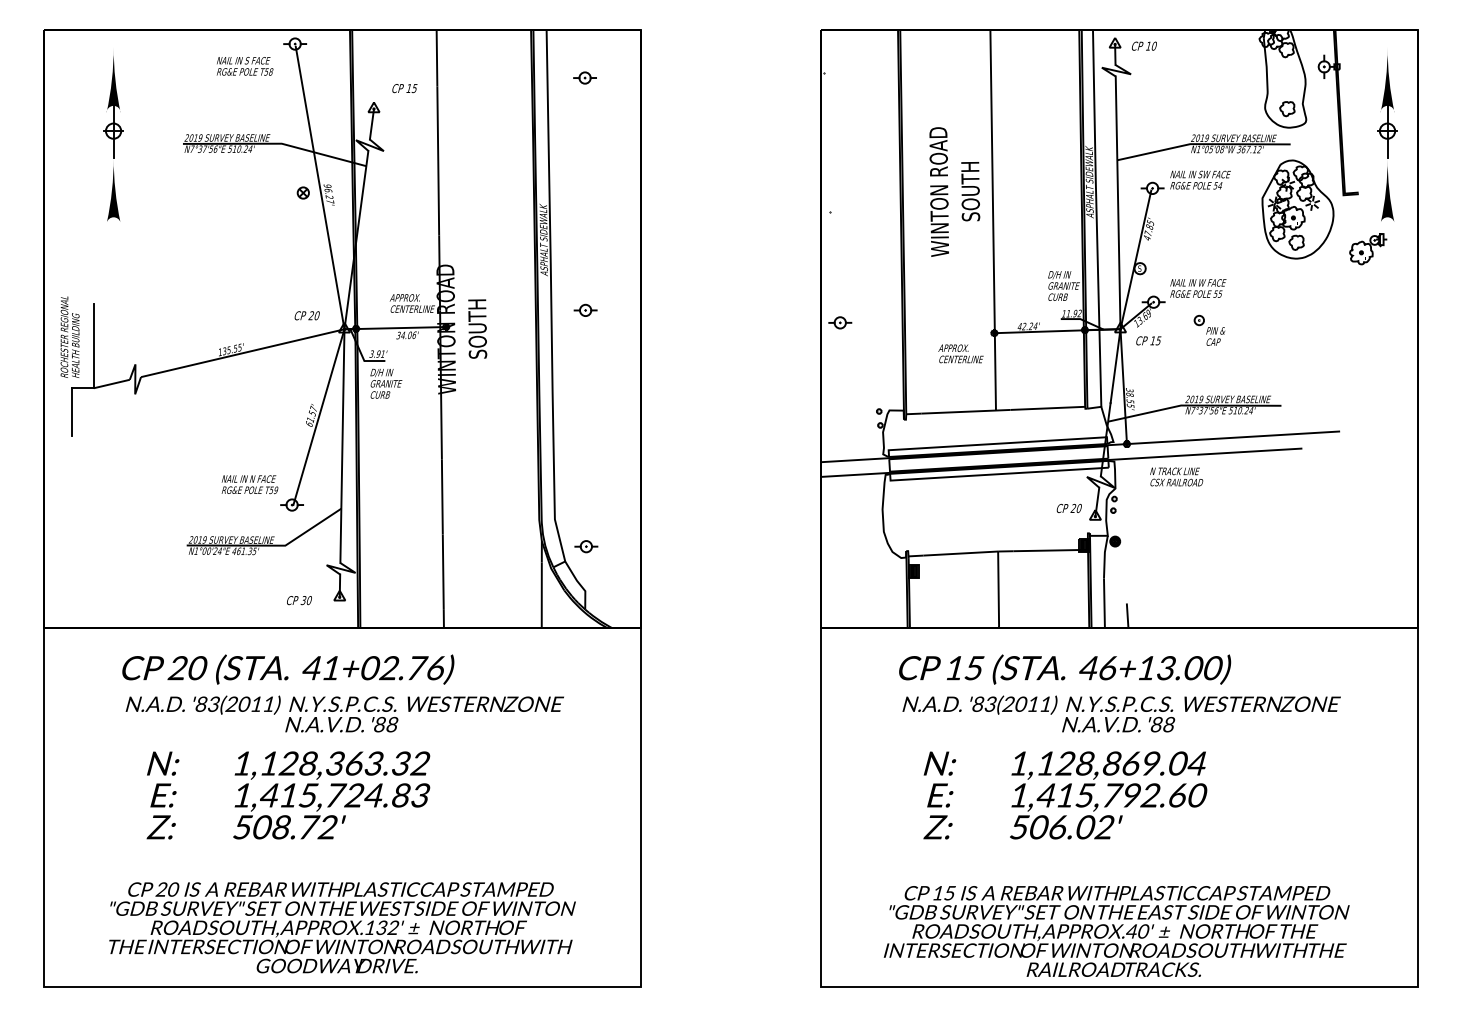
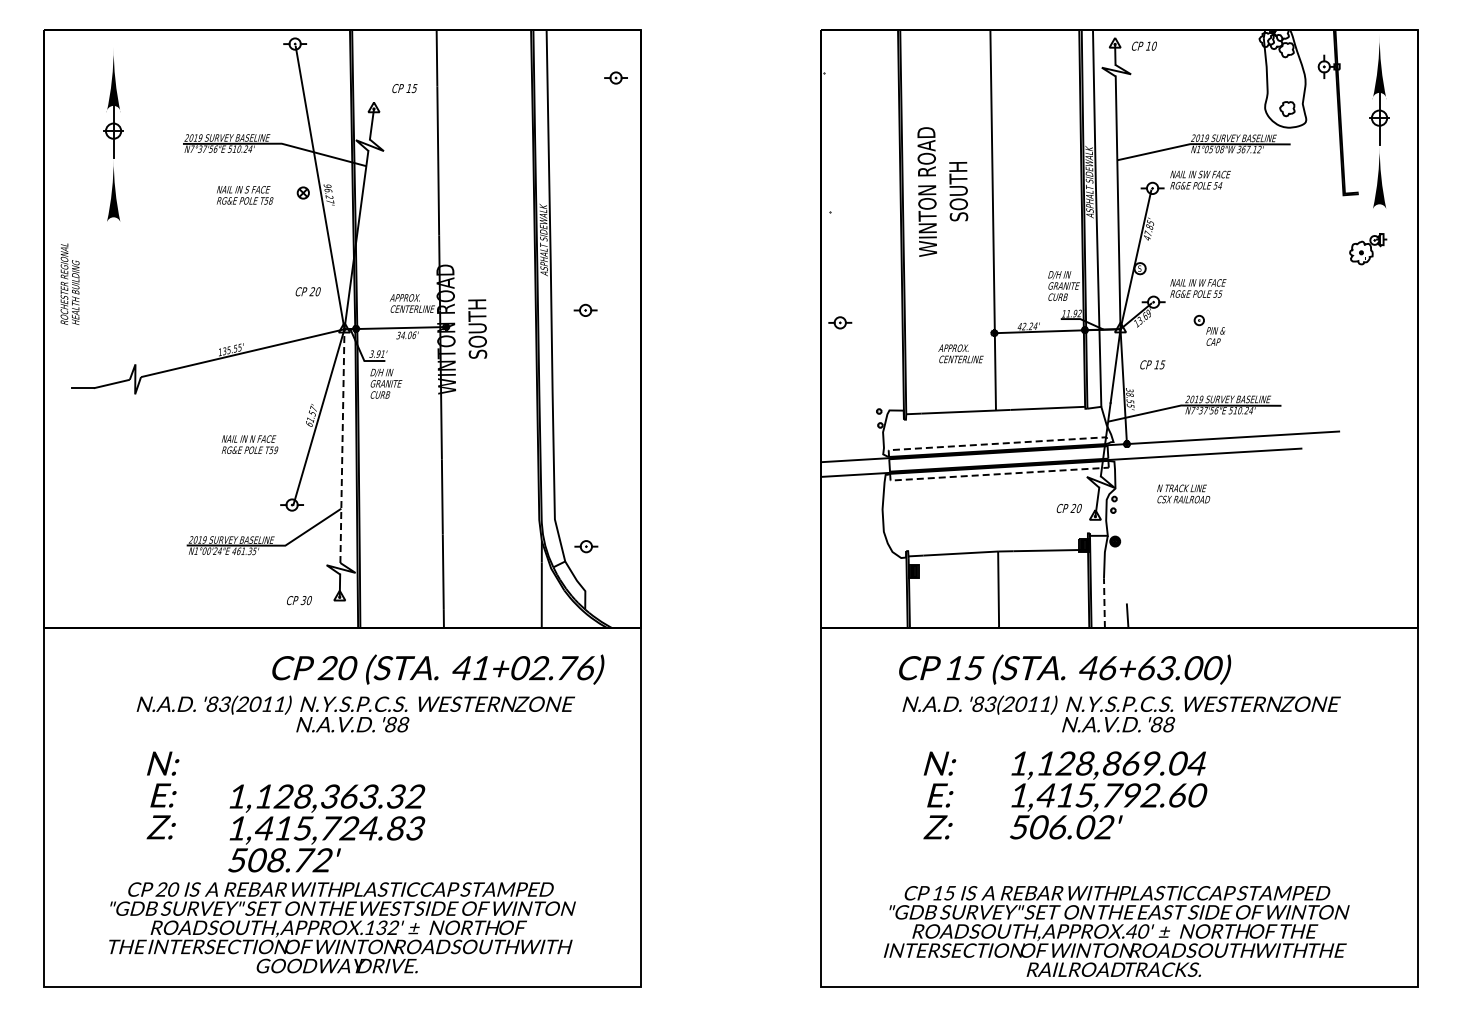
text position: (244, 66) -> (244, 195) (244, 195)
part position: (584, 77) -> (615, 77) (615, 77)
part position: (1387, 138) -> (1379, 125) (1379, 125)
text position: (954, 191) -> (942, 191) (942, 191)
part: present -> none (1297, 209)
text position: (306, 315) -> (307, 291) (307, 291)
text position: (69, 336) -> (69, 283) (69, 283)
text position: (1148, 340) -> (1152, 364) (1152, 364)
line: present -> none (93, 346)
line: present -> none (71, 412)
line: solid -> dashed (998, 443)
line: solid -> dashed (342, 446)
line: solid -> dashed (996, 474)
text position: (1176, 476) -> (1183, 493) (1183, 493)
text position: (249, 484) -> (249, 444) (249, 444)
line: solid -> dashed (1104, 603)
text: 46+13.00) -> 46+63.00) (1146, 668)
text position: (288, 669) -> (438, 669) (438, 669)
text position: (344, 713) -> (355, 713) (355, 713)
text position: (331, 795) -> (326, 828) (326, 828)
